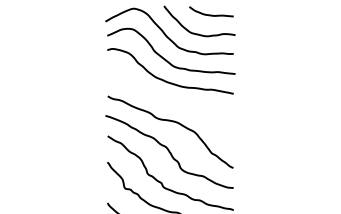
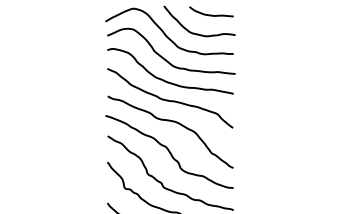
curve: none -> present (170, 100)
